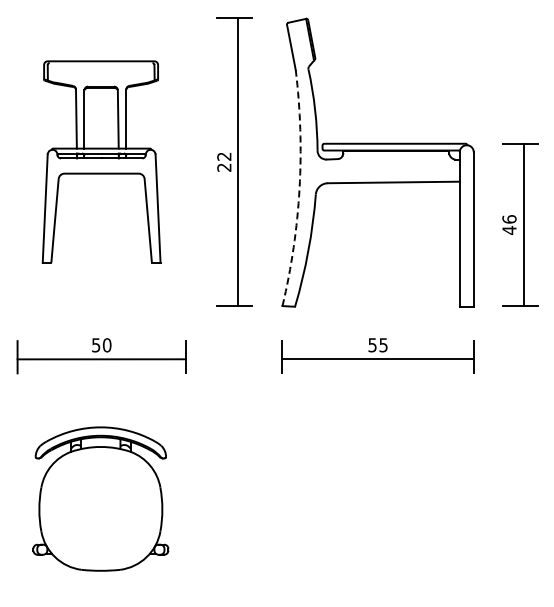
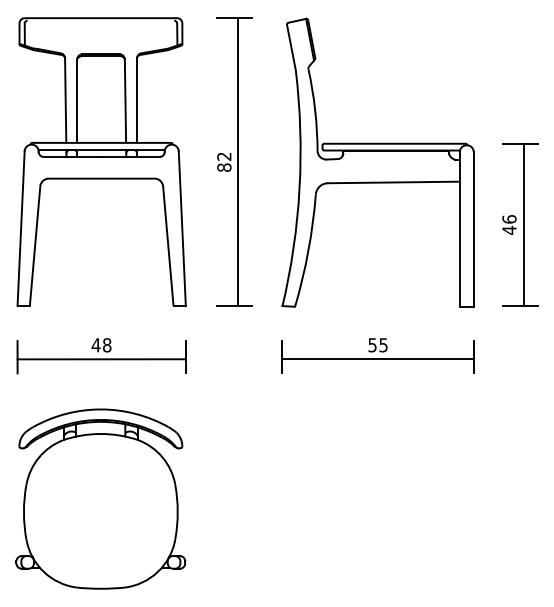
part size: 121x204 px -> 171x290 px (101, 161)
text: 22 -> 82 (224, 167)
arc: dashed -> solid (299, 188)
text: 50 -> 48 (101, 345)
part size: 138x146 px -> 172x182 px (100, 498)
